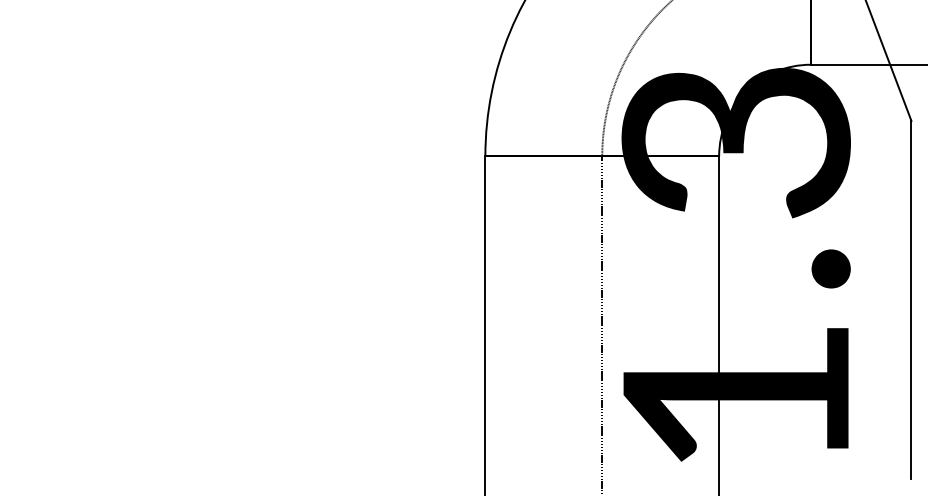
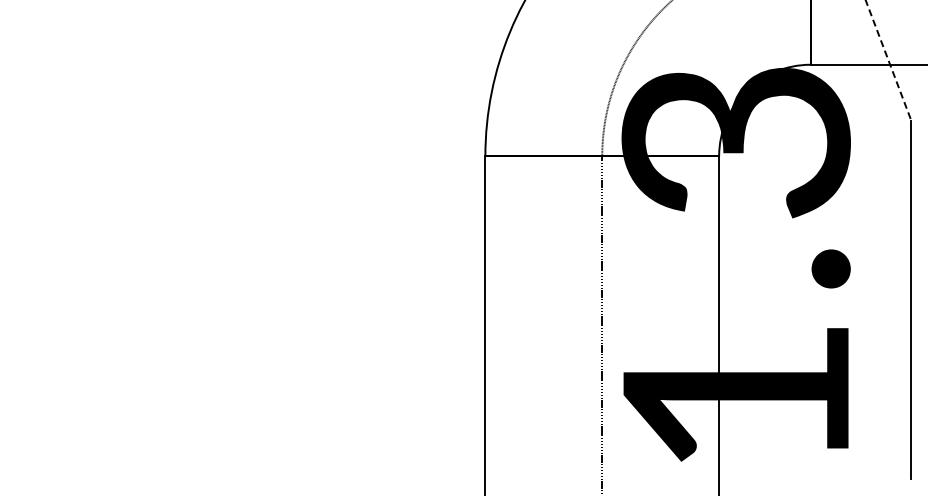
line: solid -> dashed (888, 61)
